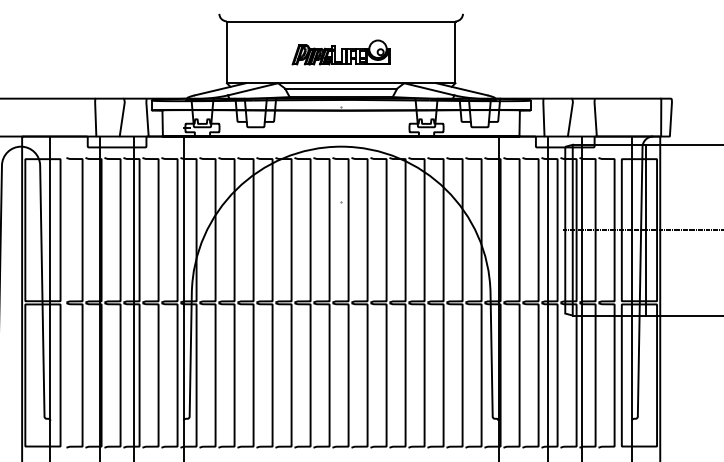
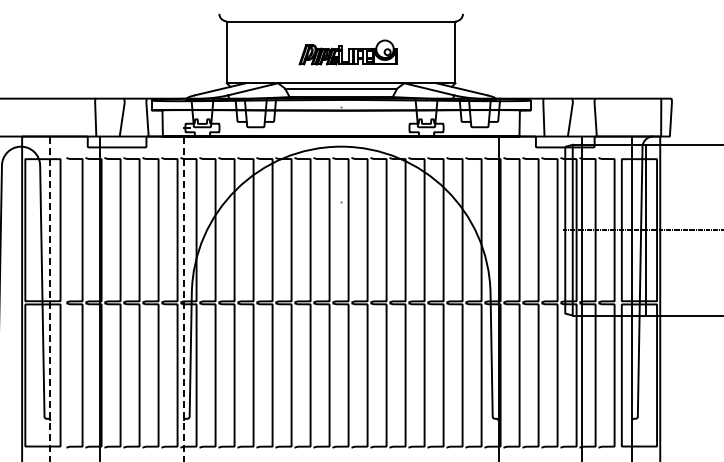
part position: (340, 52) -> (347, 52) (347, 52)
line: present -> none (134, 297)
line: present -> none (548, 297)
line: solid -> dashed (50, 461)
